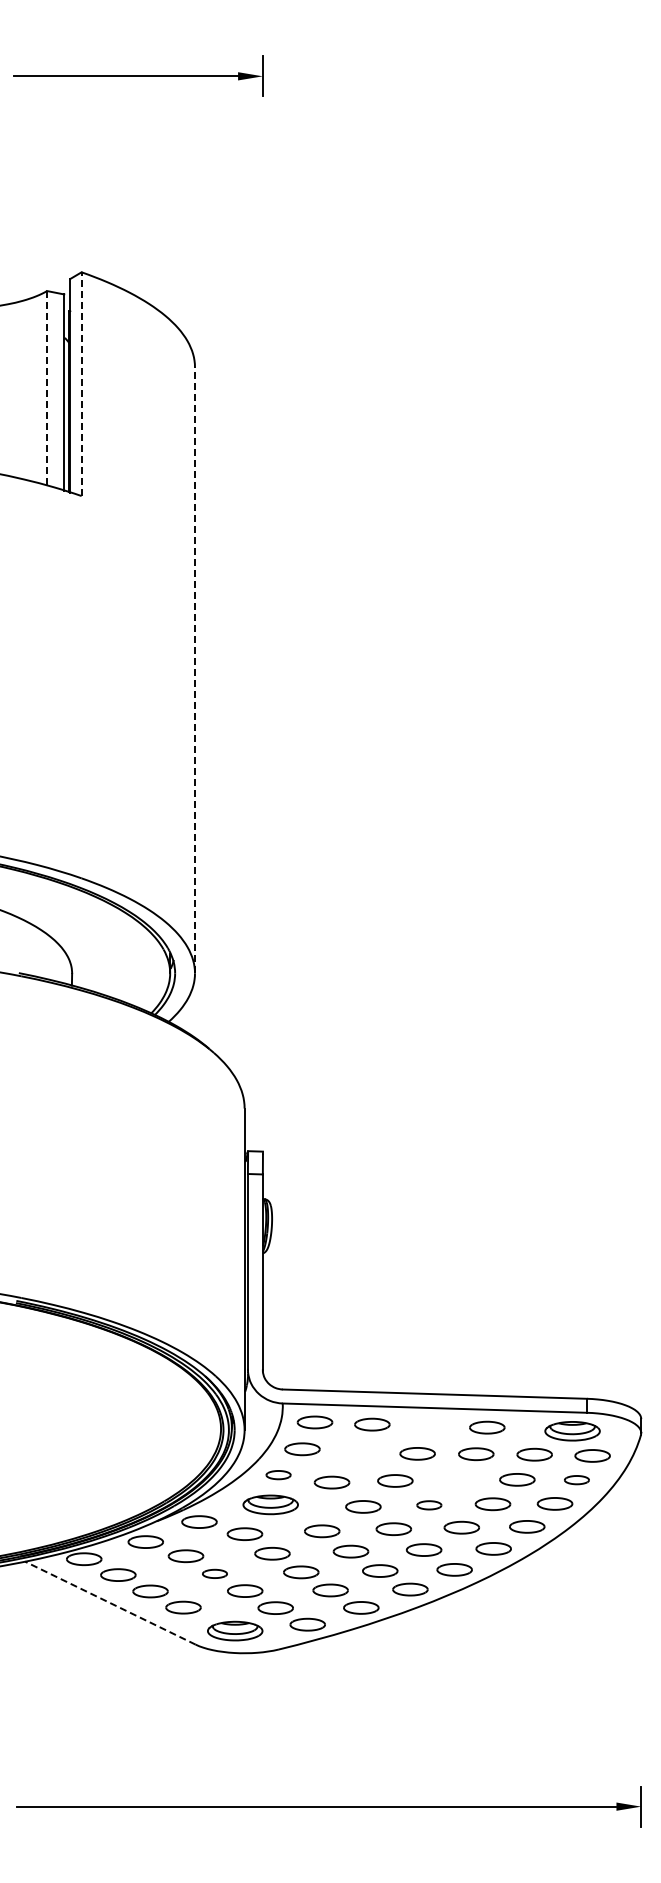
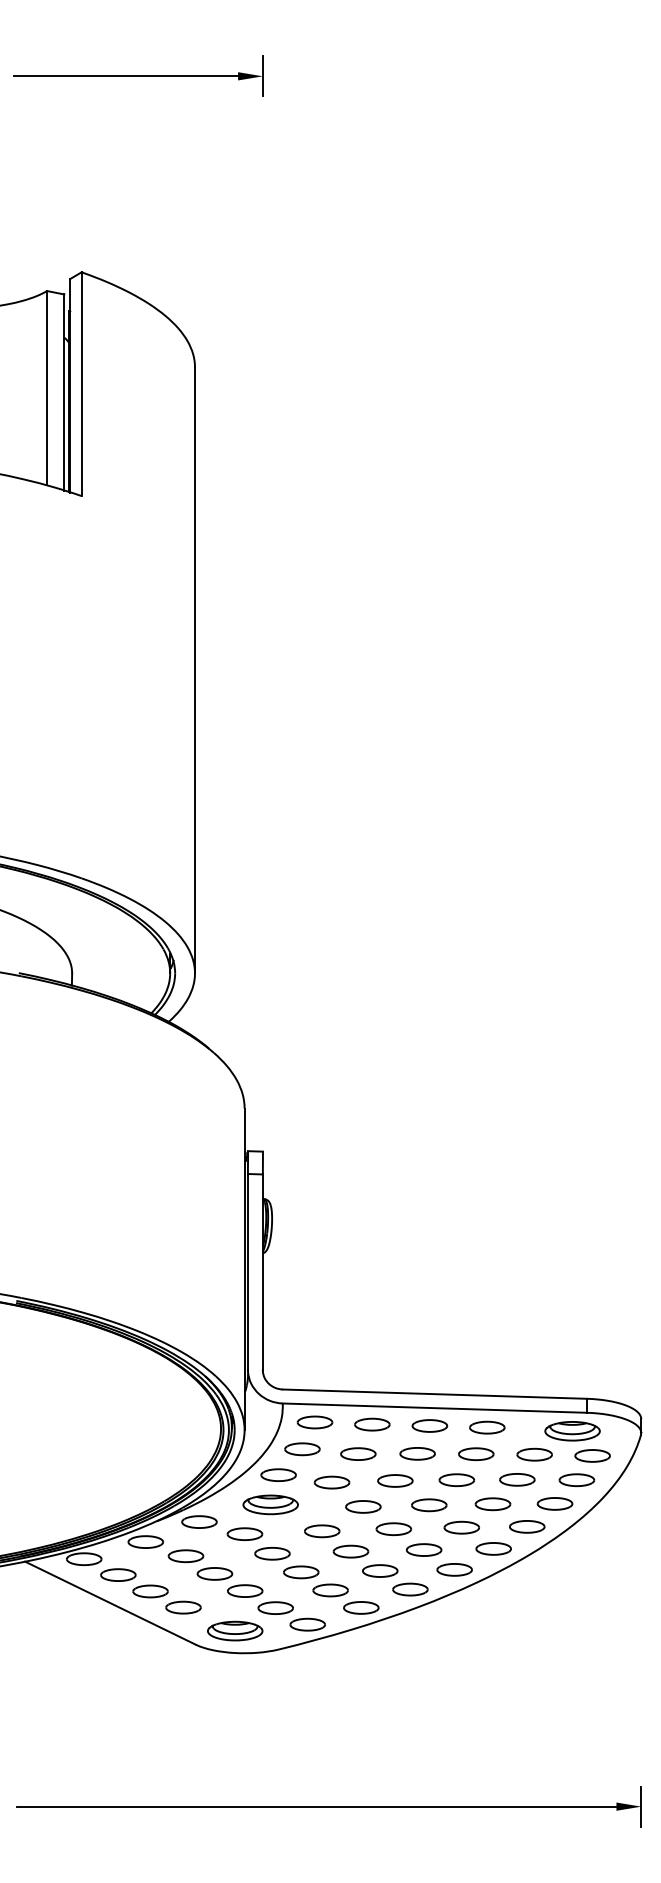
line: dashed -> solid (81, 384)
line: dashed -> solid (47, 387)
line: dashed -> solid (194, 669)
part: none -> present (429, 1425)
part: none -> present (358, 1453)
part size: 27x11 px -> 37x14 px (278, 1474)
part: none -> present (456, 1479)
part size: 26x11 px -> 38x14 px (576, 1479)
part size: 27x11 px -> 37x15 px (429, 1505)
part size: 26x11 px -> 38x14 px (214, 1573)
line: dashed -> solid (110, 1603)
